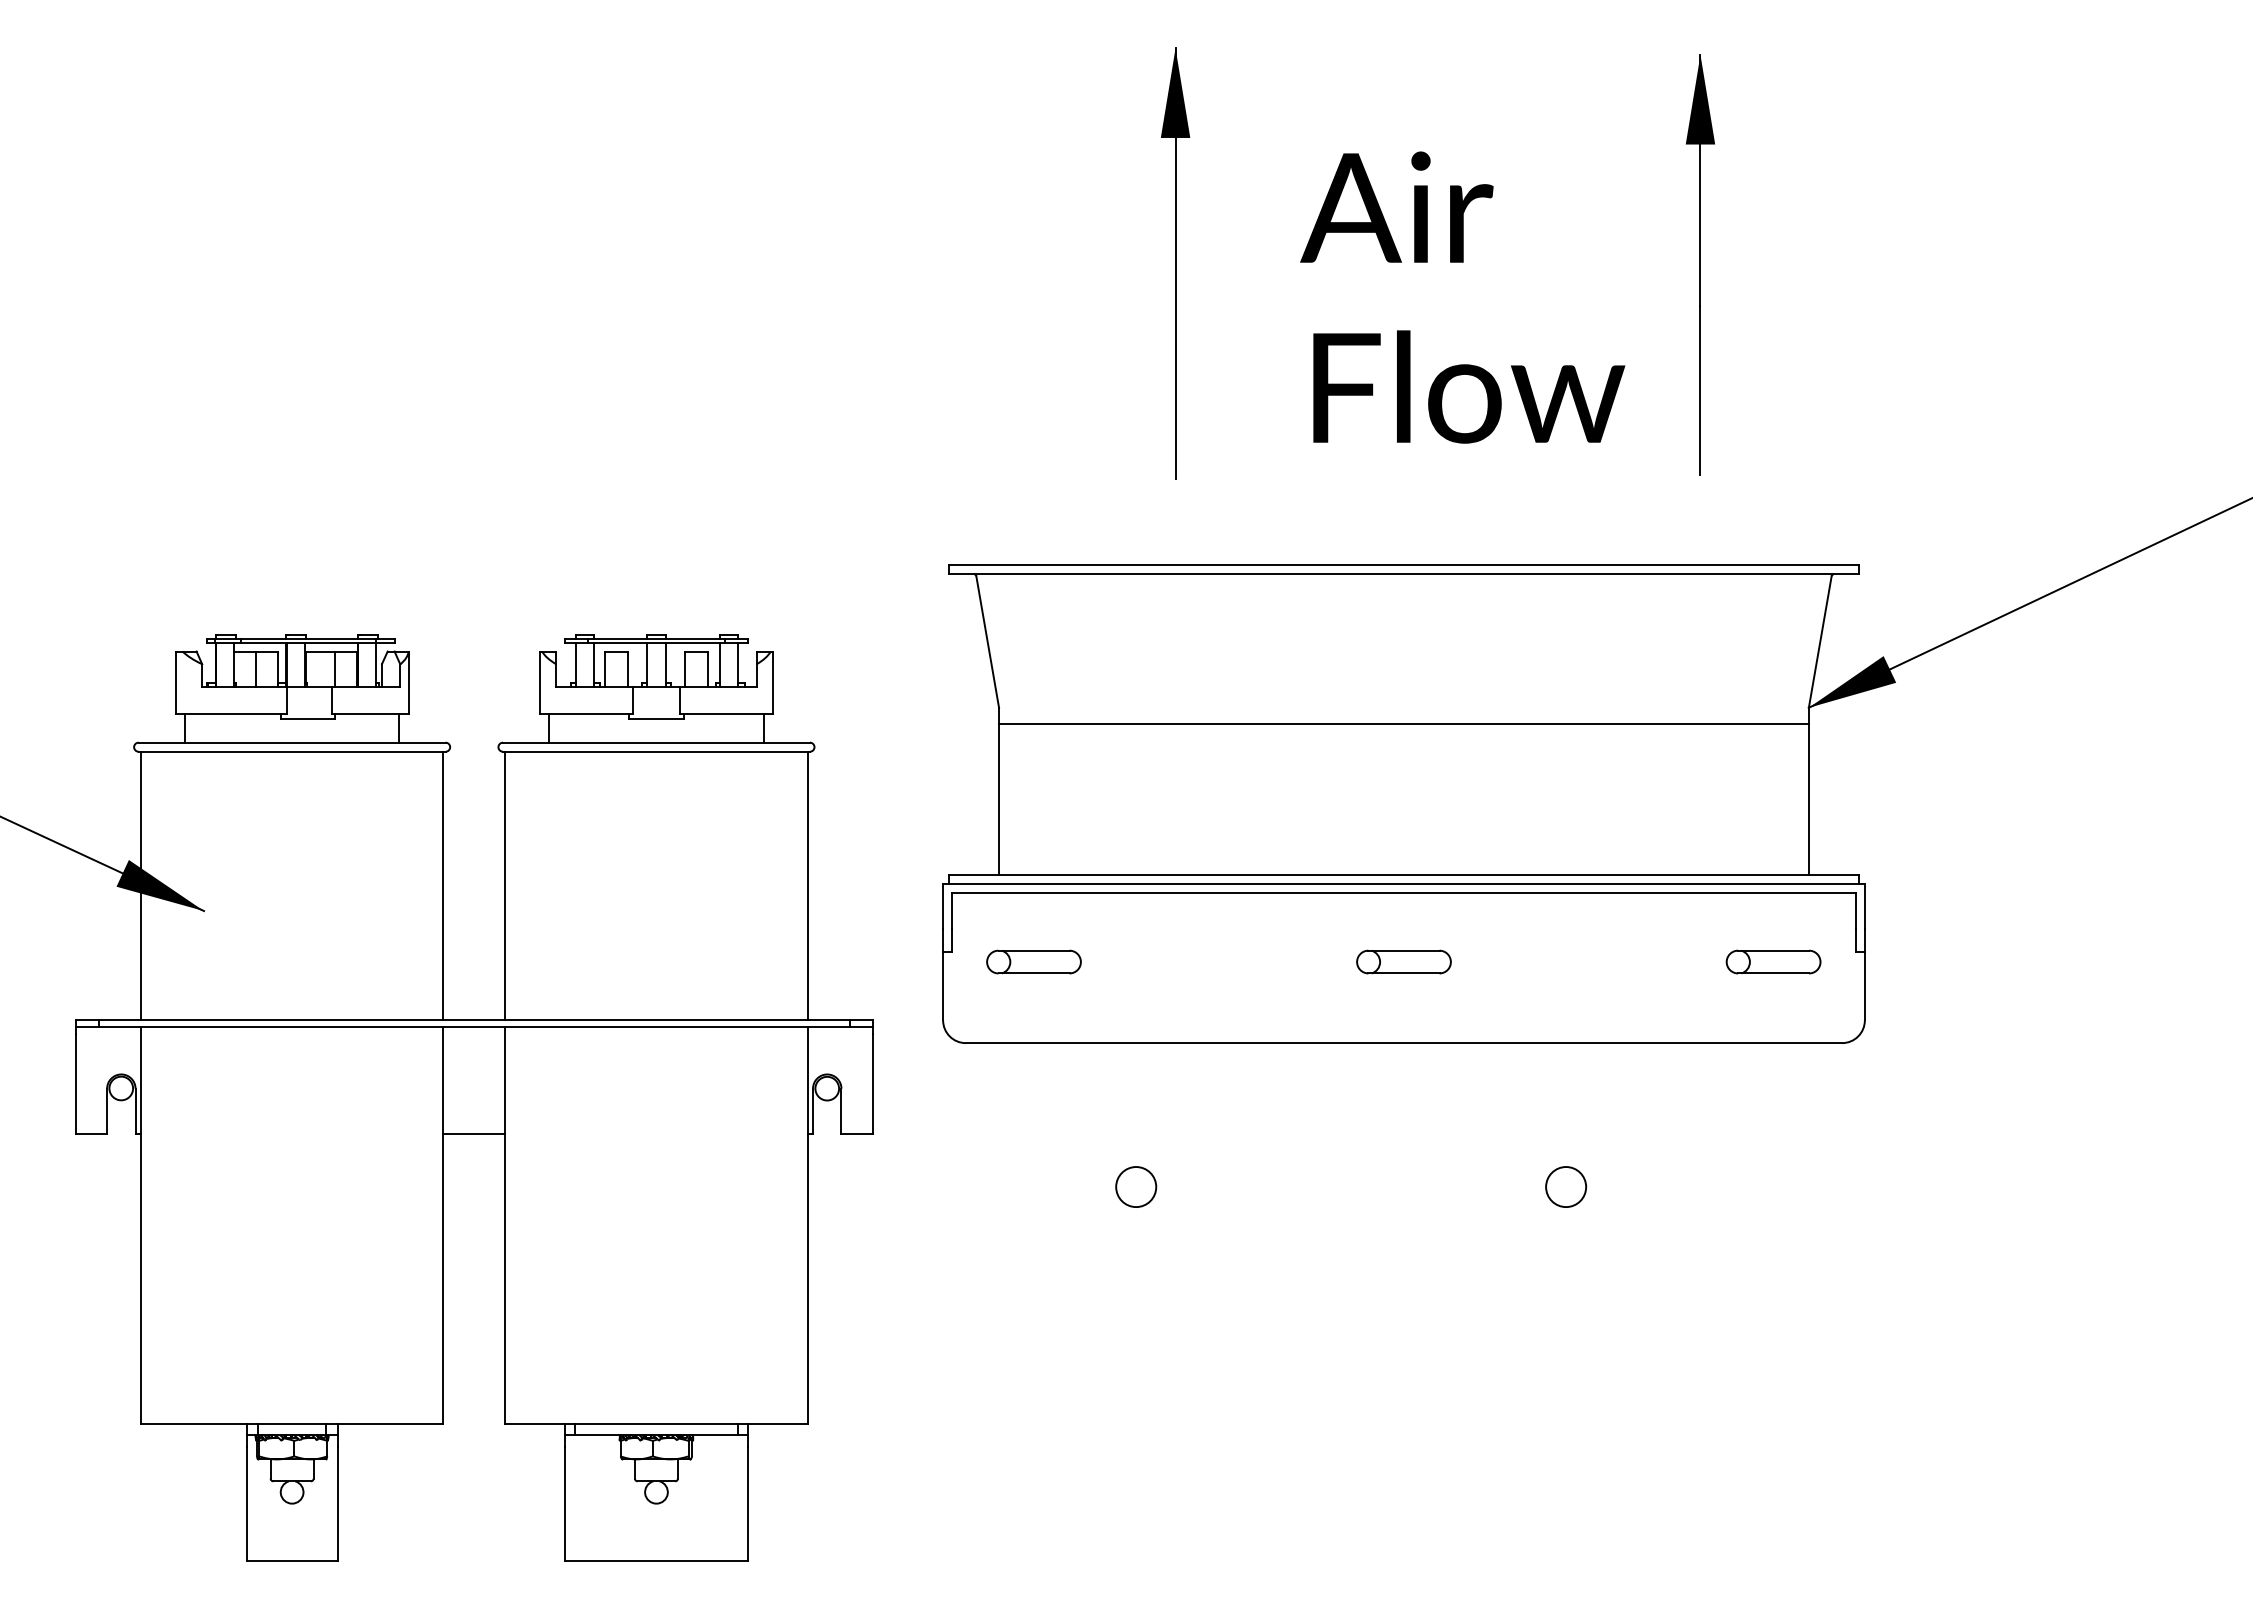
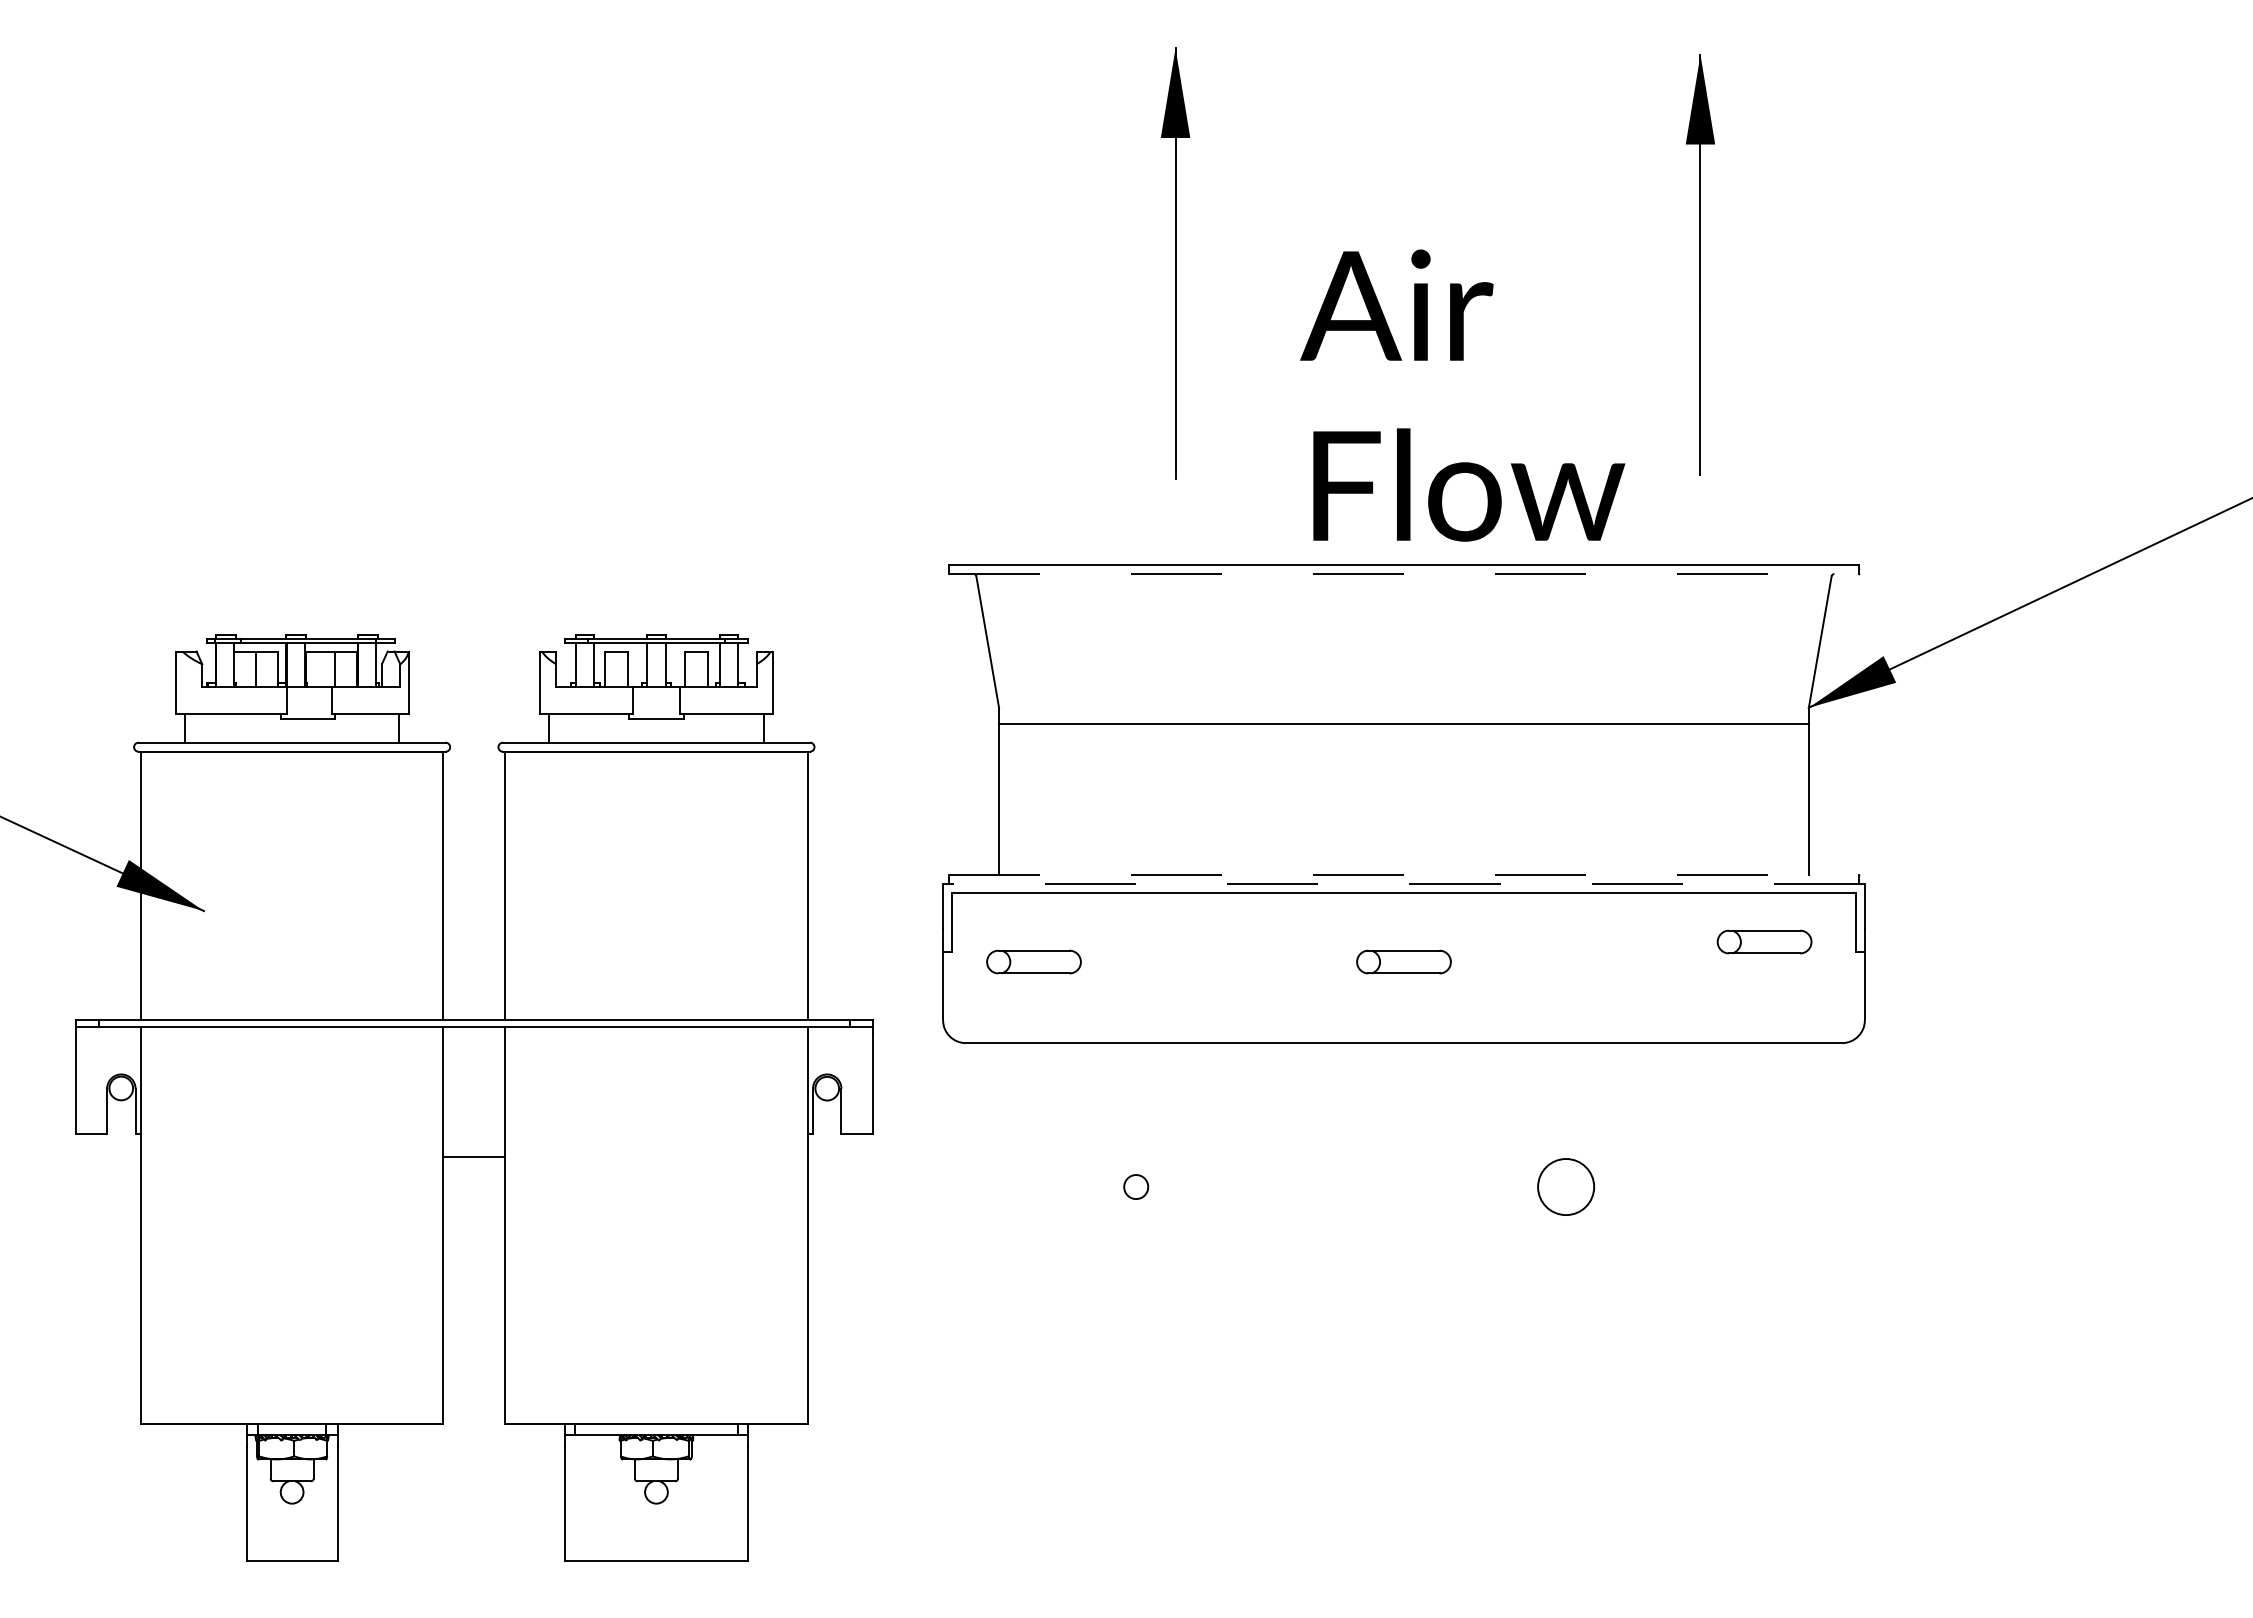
text position: (1462, 297) -> (1462, 395) (1462, 395)
line: solid -> dashed (1404, 574)
line: solid -> dashed (1404, 874)
line: solid -> dashed (1404, 883)
part position: (1773, 961) -> (1764, 941) (1764, 941)
line position: (474, 1134) -> (474, 1157) (474, 1157)
circle diameter: 40 px -> 24 px (1136, 1187)
circle diameter: 40 px -> 56 px (1566, 1187)
